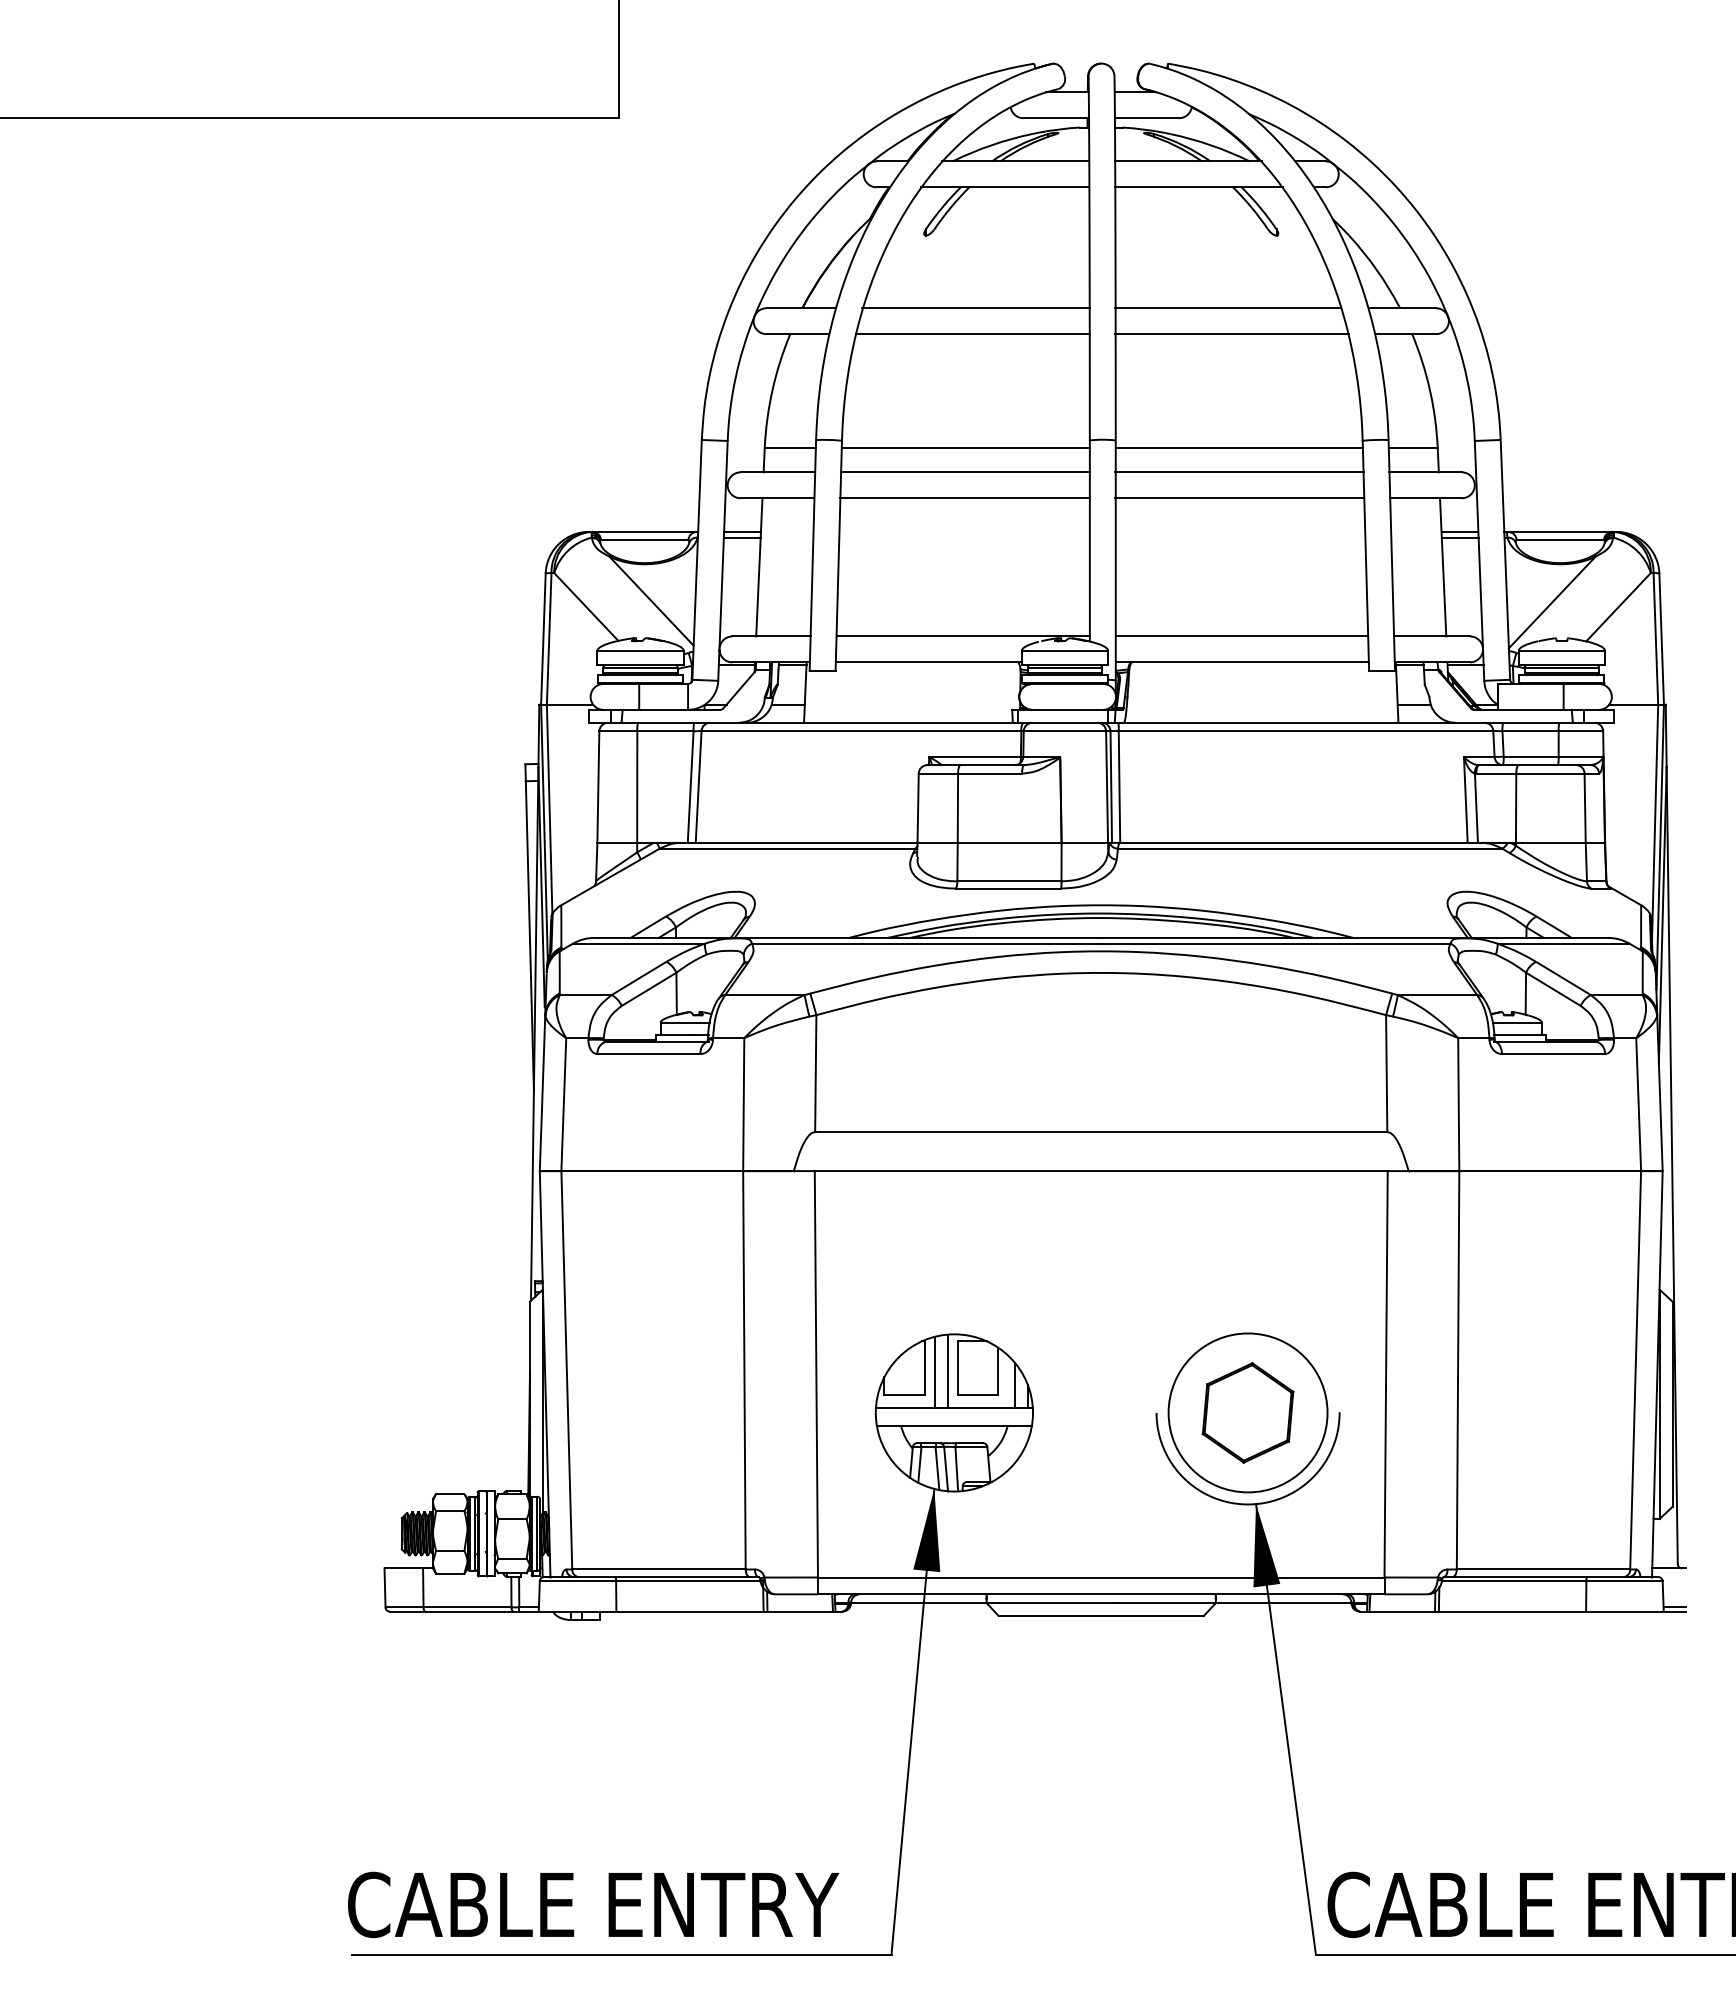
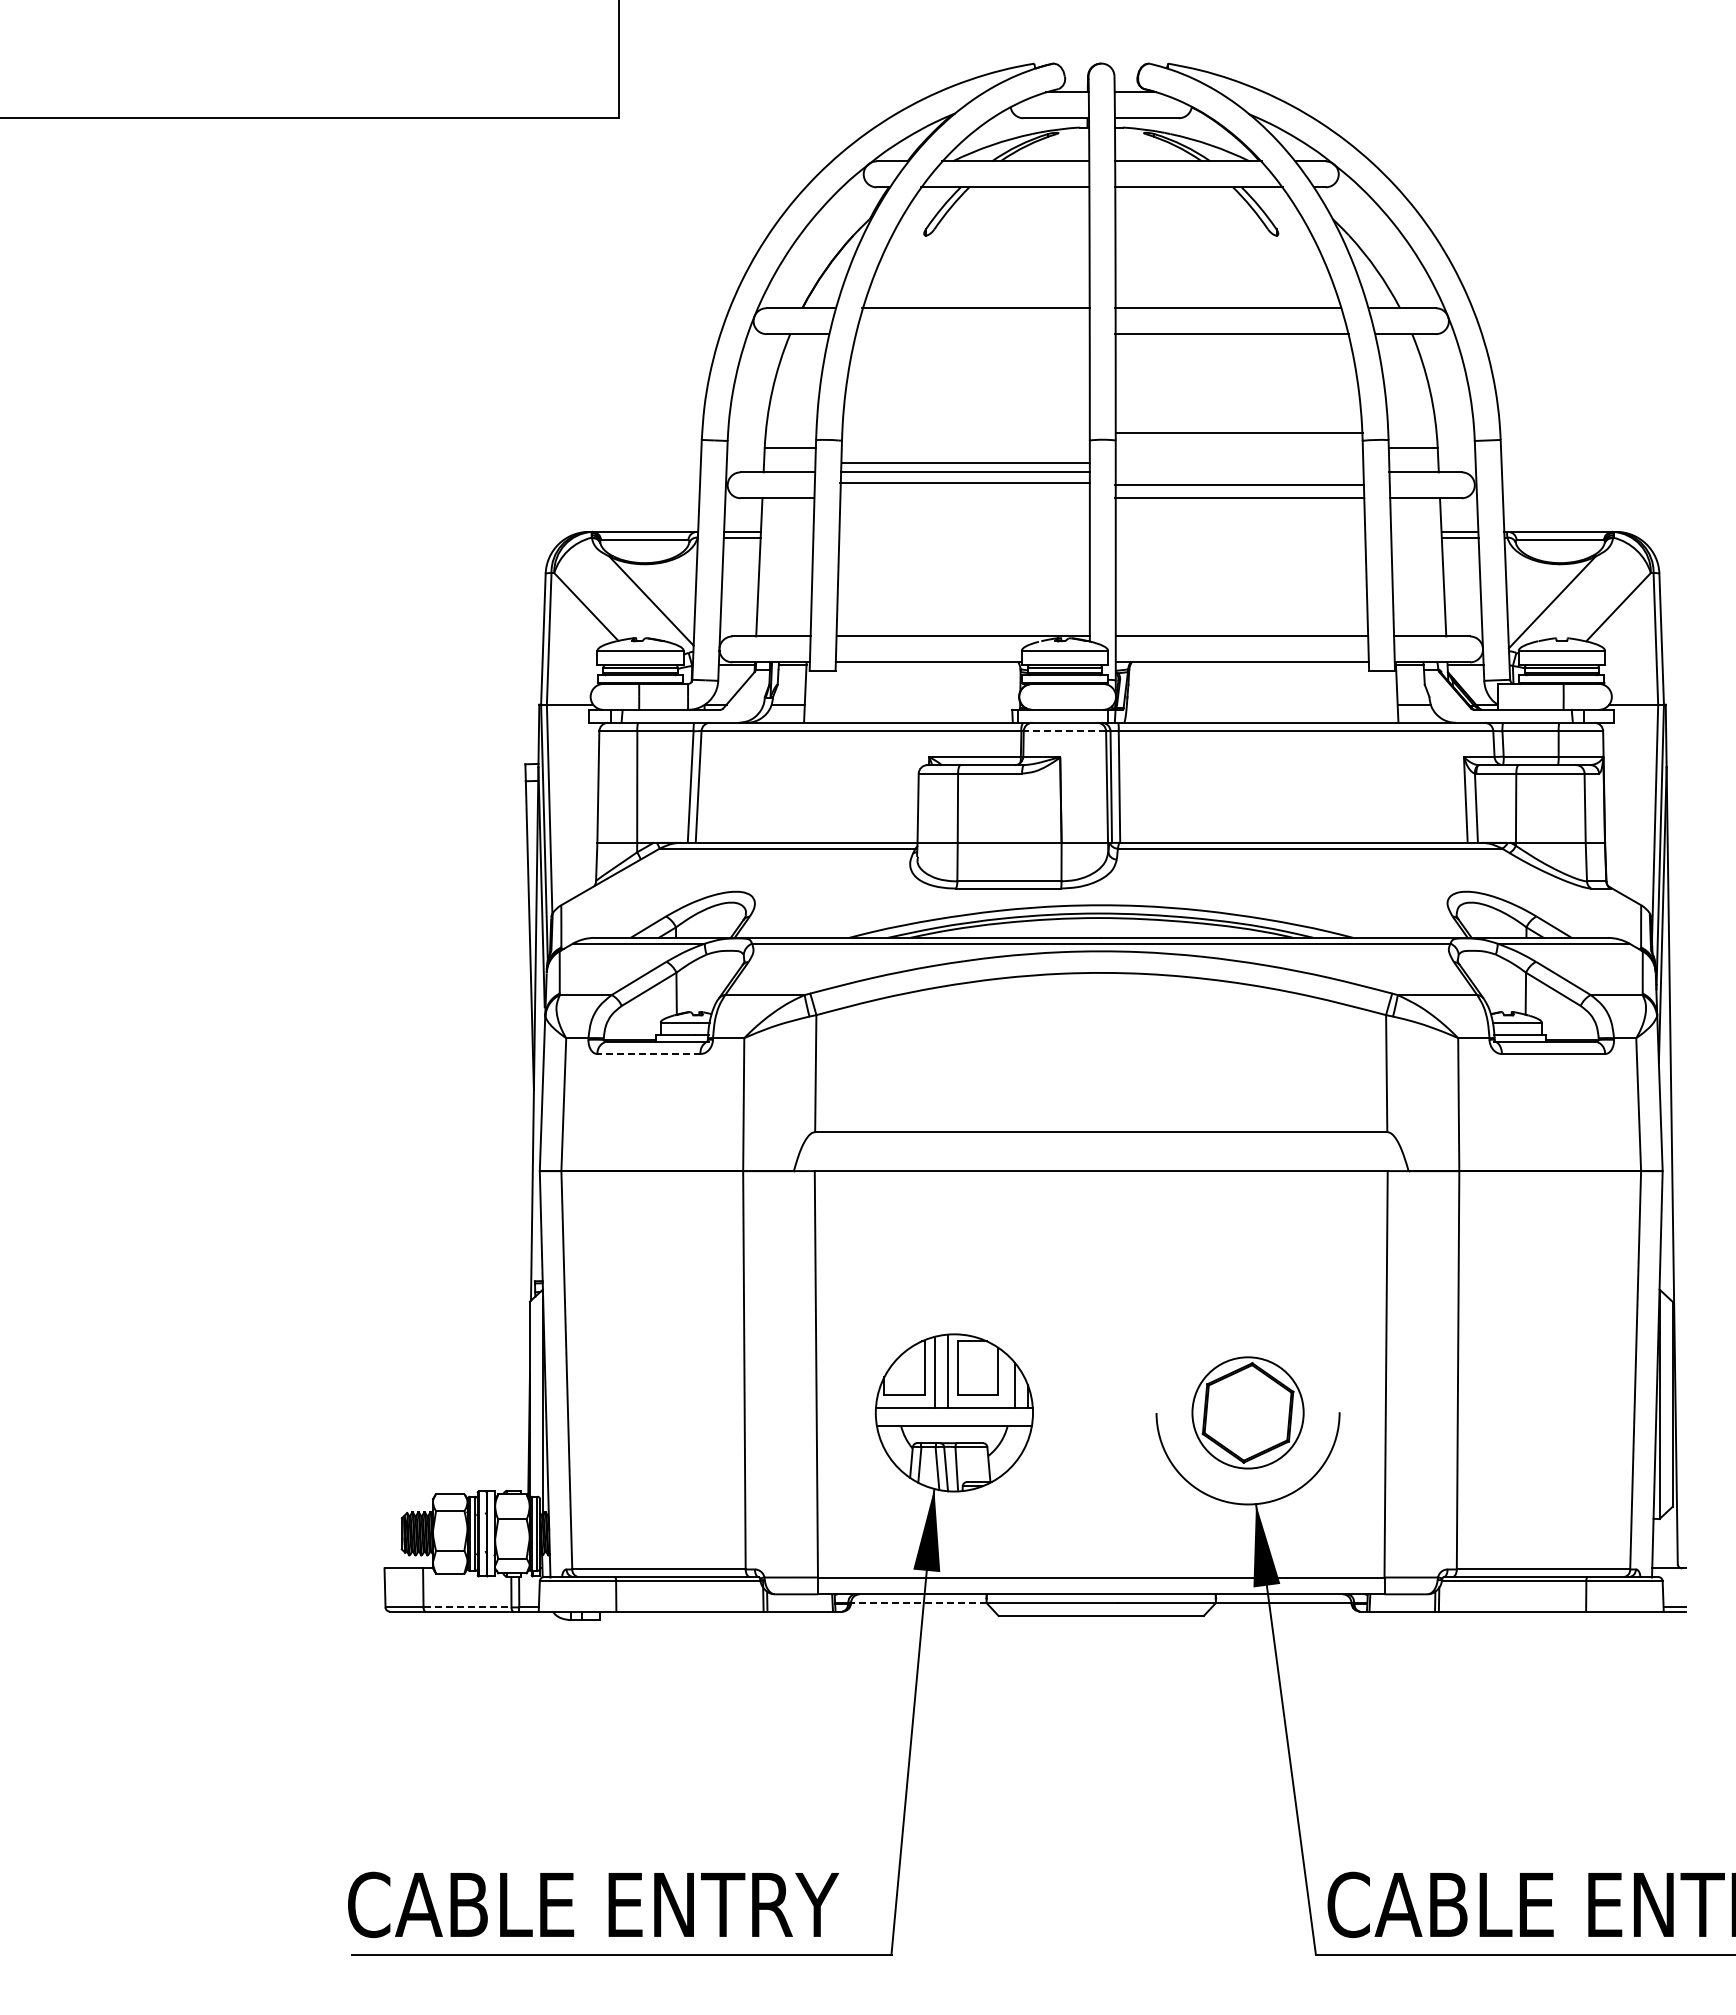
line: present -> none (972, 334)
line position: (965, 448) -> (965, 463) (965, 463)
line position: (1238, 448) -> (1238, 433) (1238, 433)
line position: (1238, 472) -> (1238, 485) (1238, 485)
line position: (964, 498) -> (964, 483) (964, 483)
line: solid -> dashed (1064, 731)
line: solid -> dashed (649, 1054)
circle diameter: 159 px -> 111 px (1247, 1412)
line: solid -> dashed (918, 1602)
line: solid -> dashed (467, 1607)
